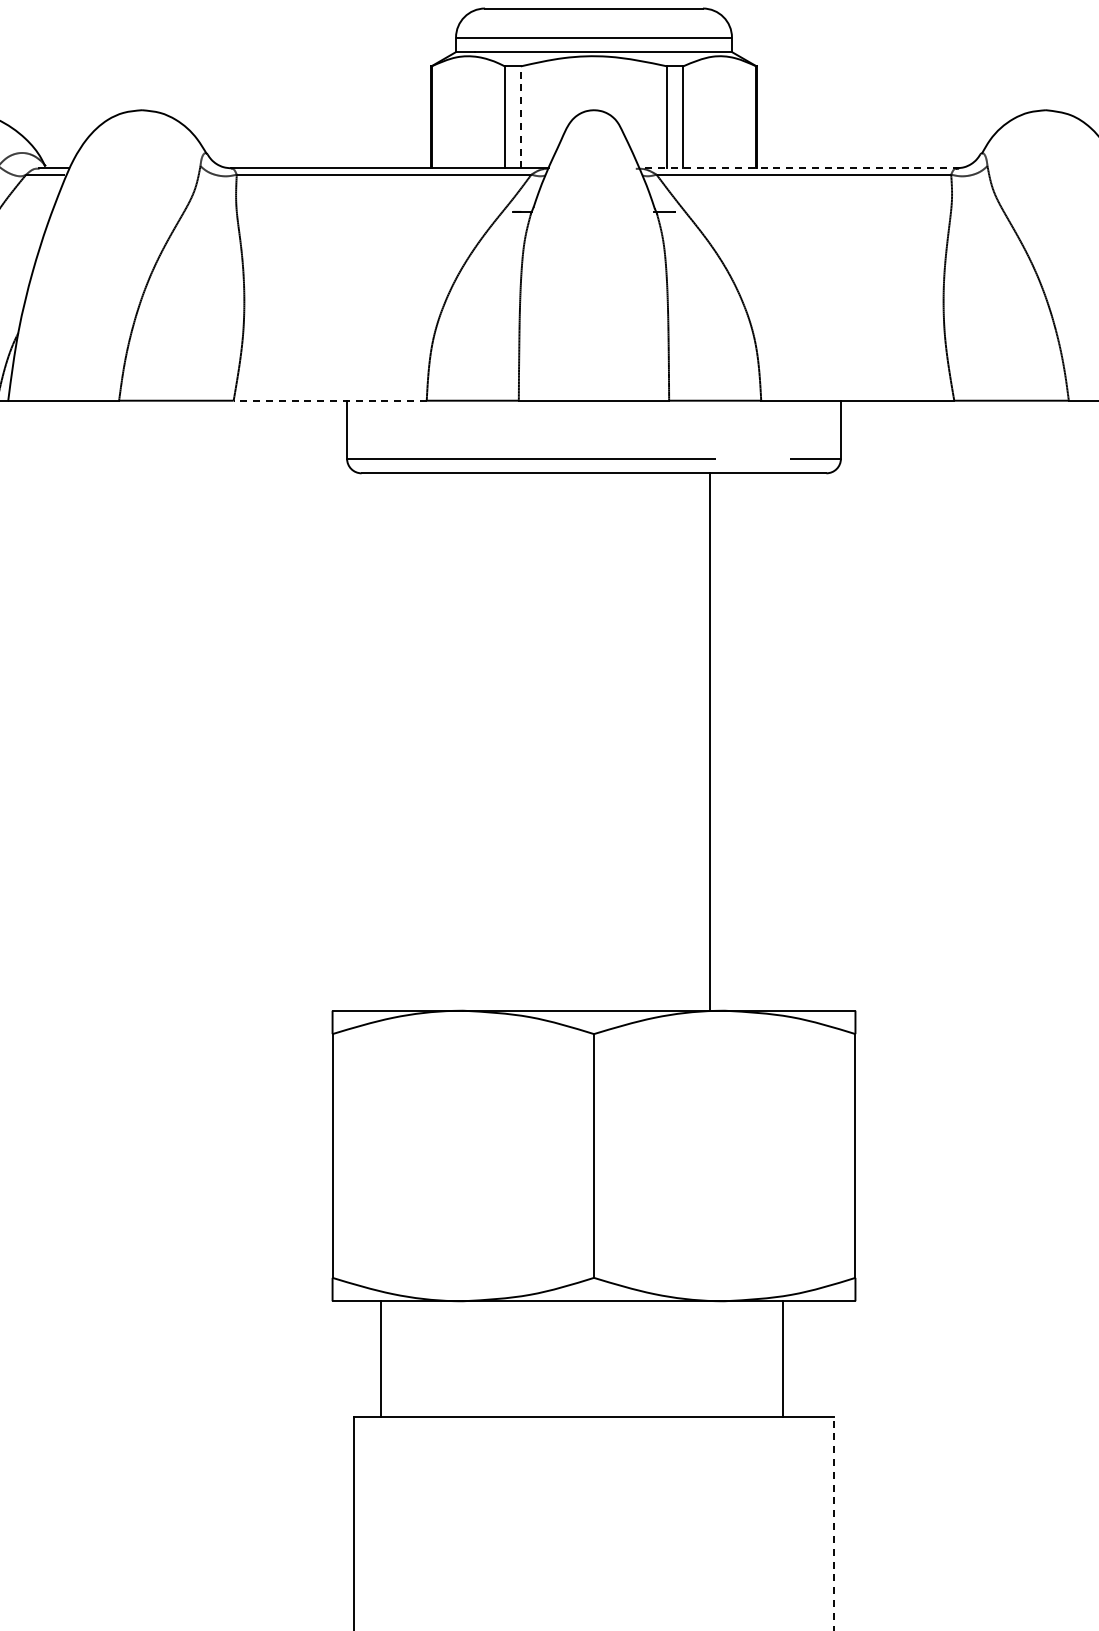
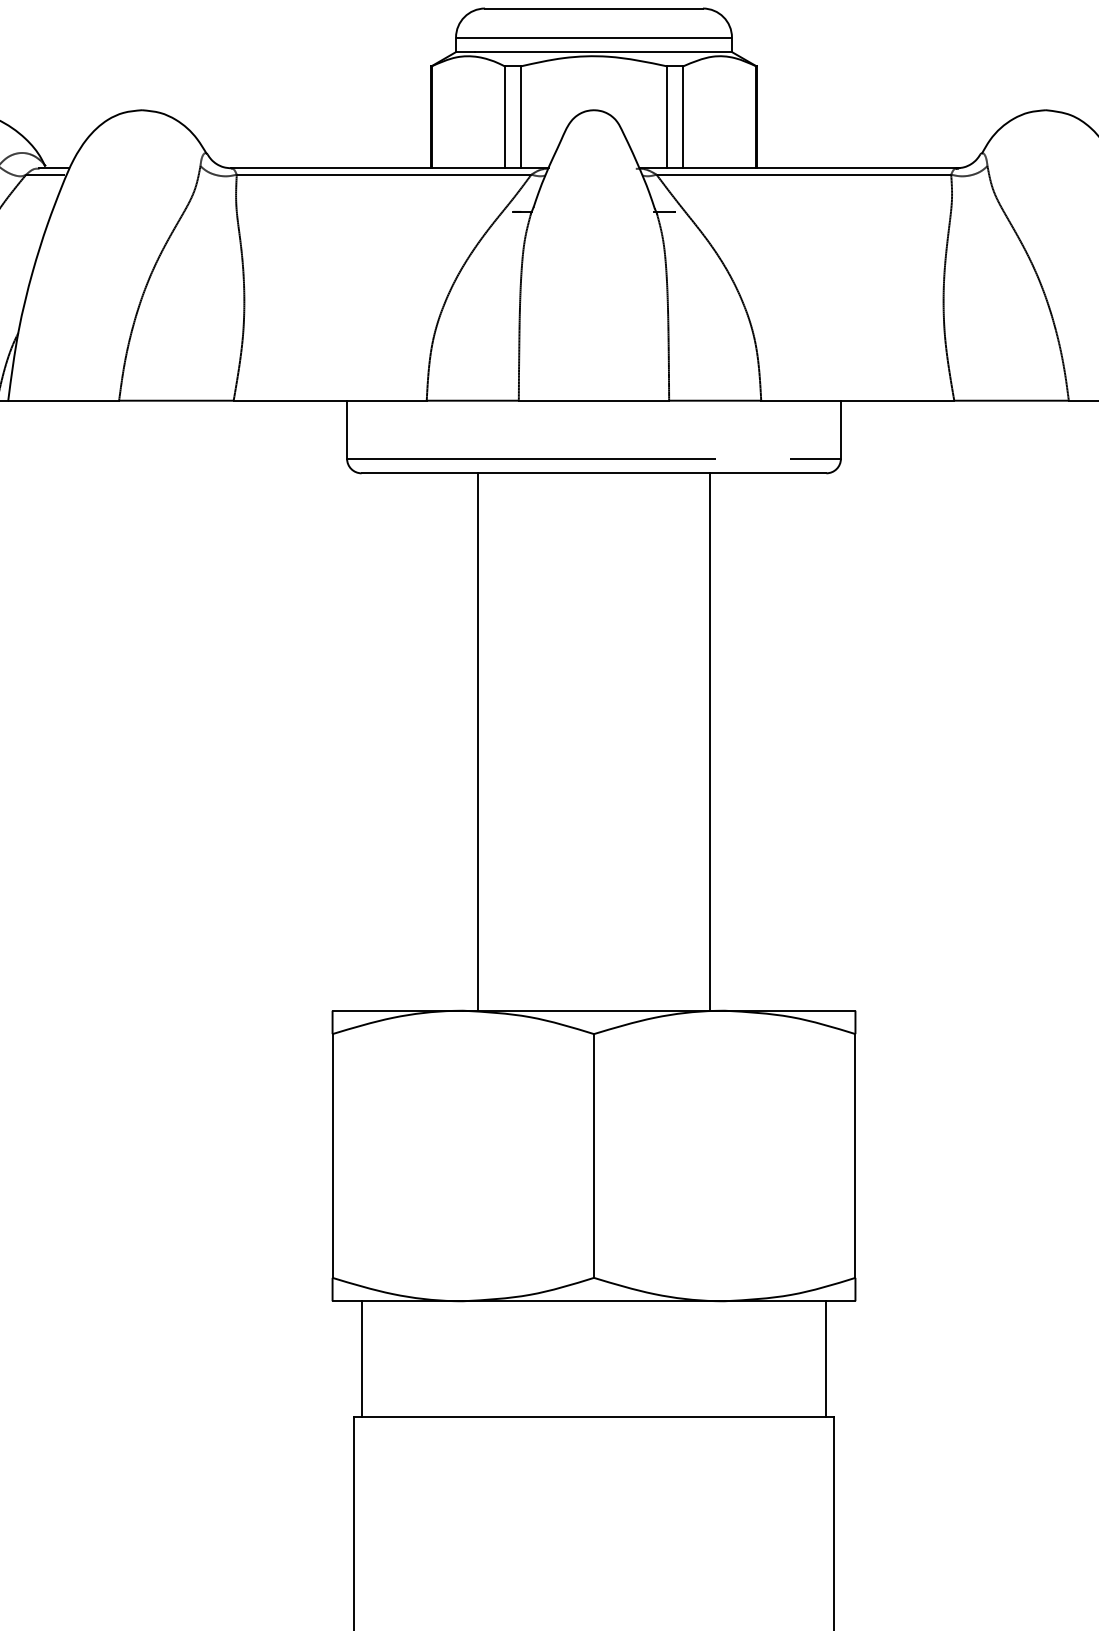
line: dashed -> solid (520, 117)
line: dashed -> solid (799, 168)
line: dashed -> solid (330, 400)
line: none -> present (477, 741)
line position: (380, 1359) -> (361, 1359) (361, 1359)
line position: (783, 1359) -> (826, 1359) (826, 1359)
line: dashed -> solid (833, 1523)
